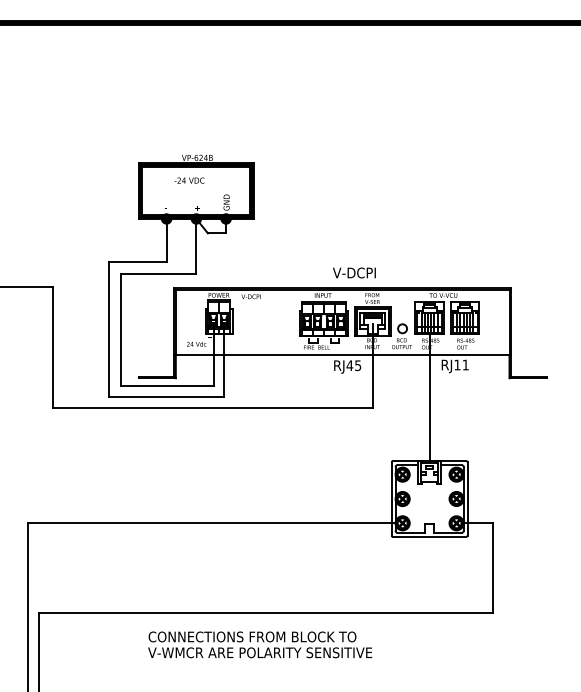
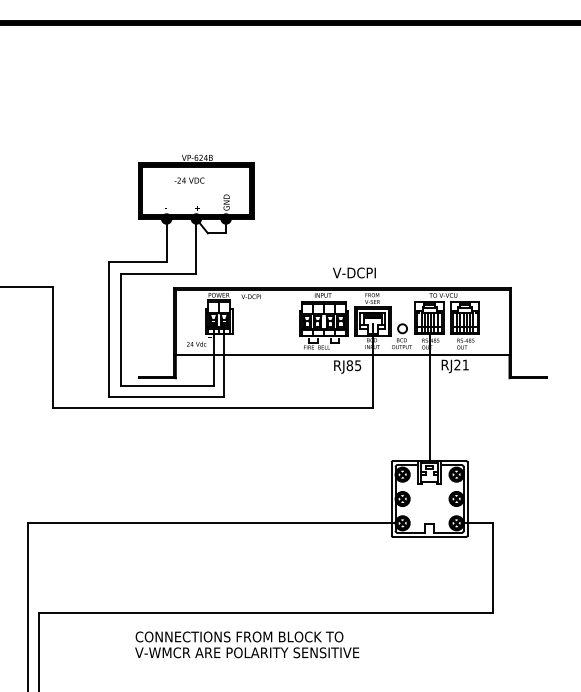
text: RJ11 -> RJ21 (457, 364)
text: RJ45 -> RJ85 (349, 365)
text position: (260, 644) -> (247, 644) (247, 644)
